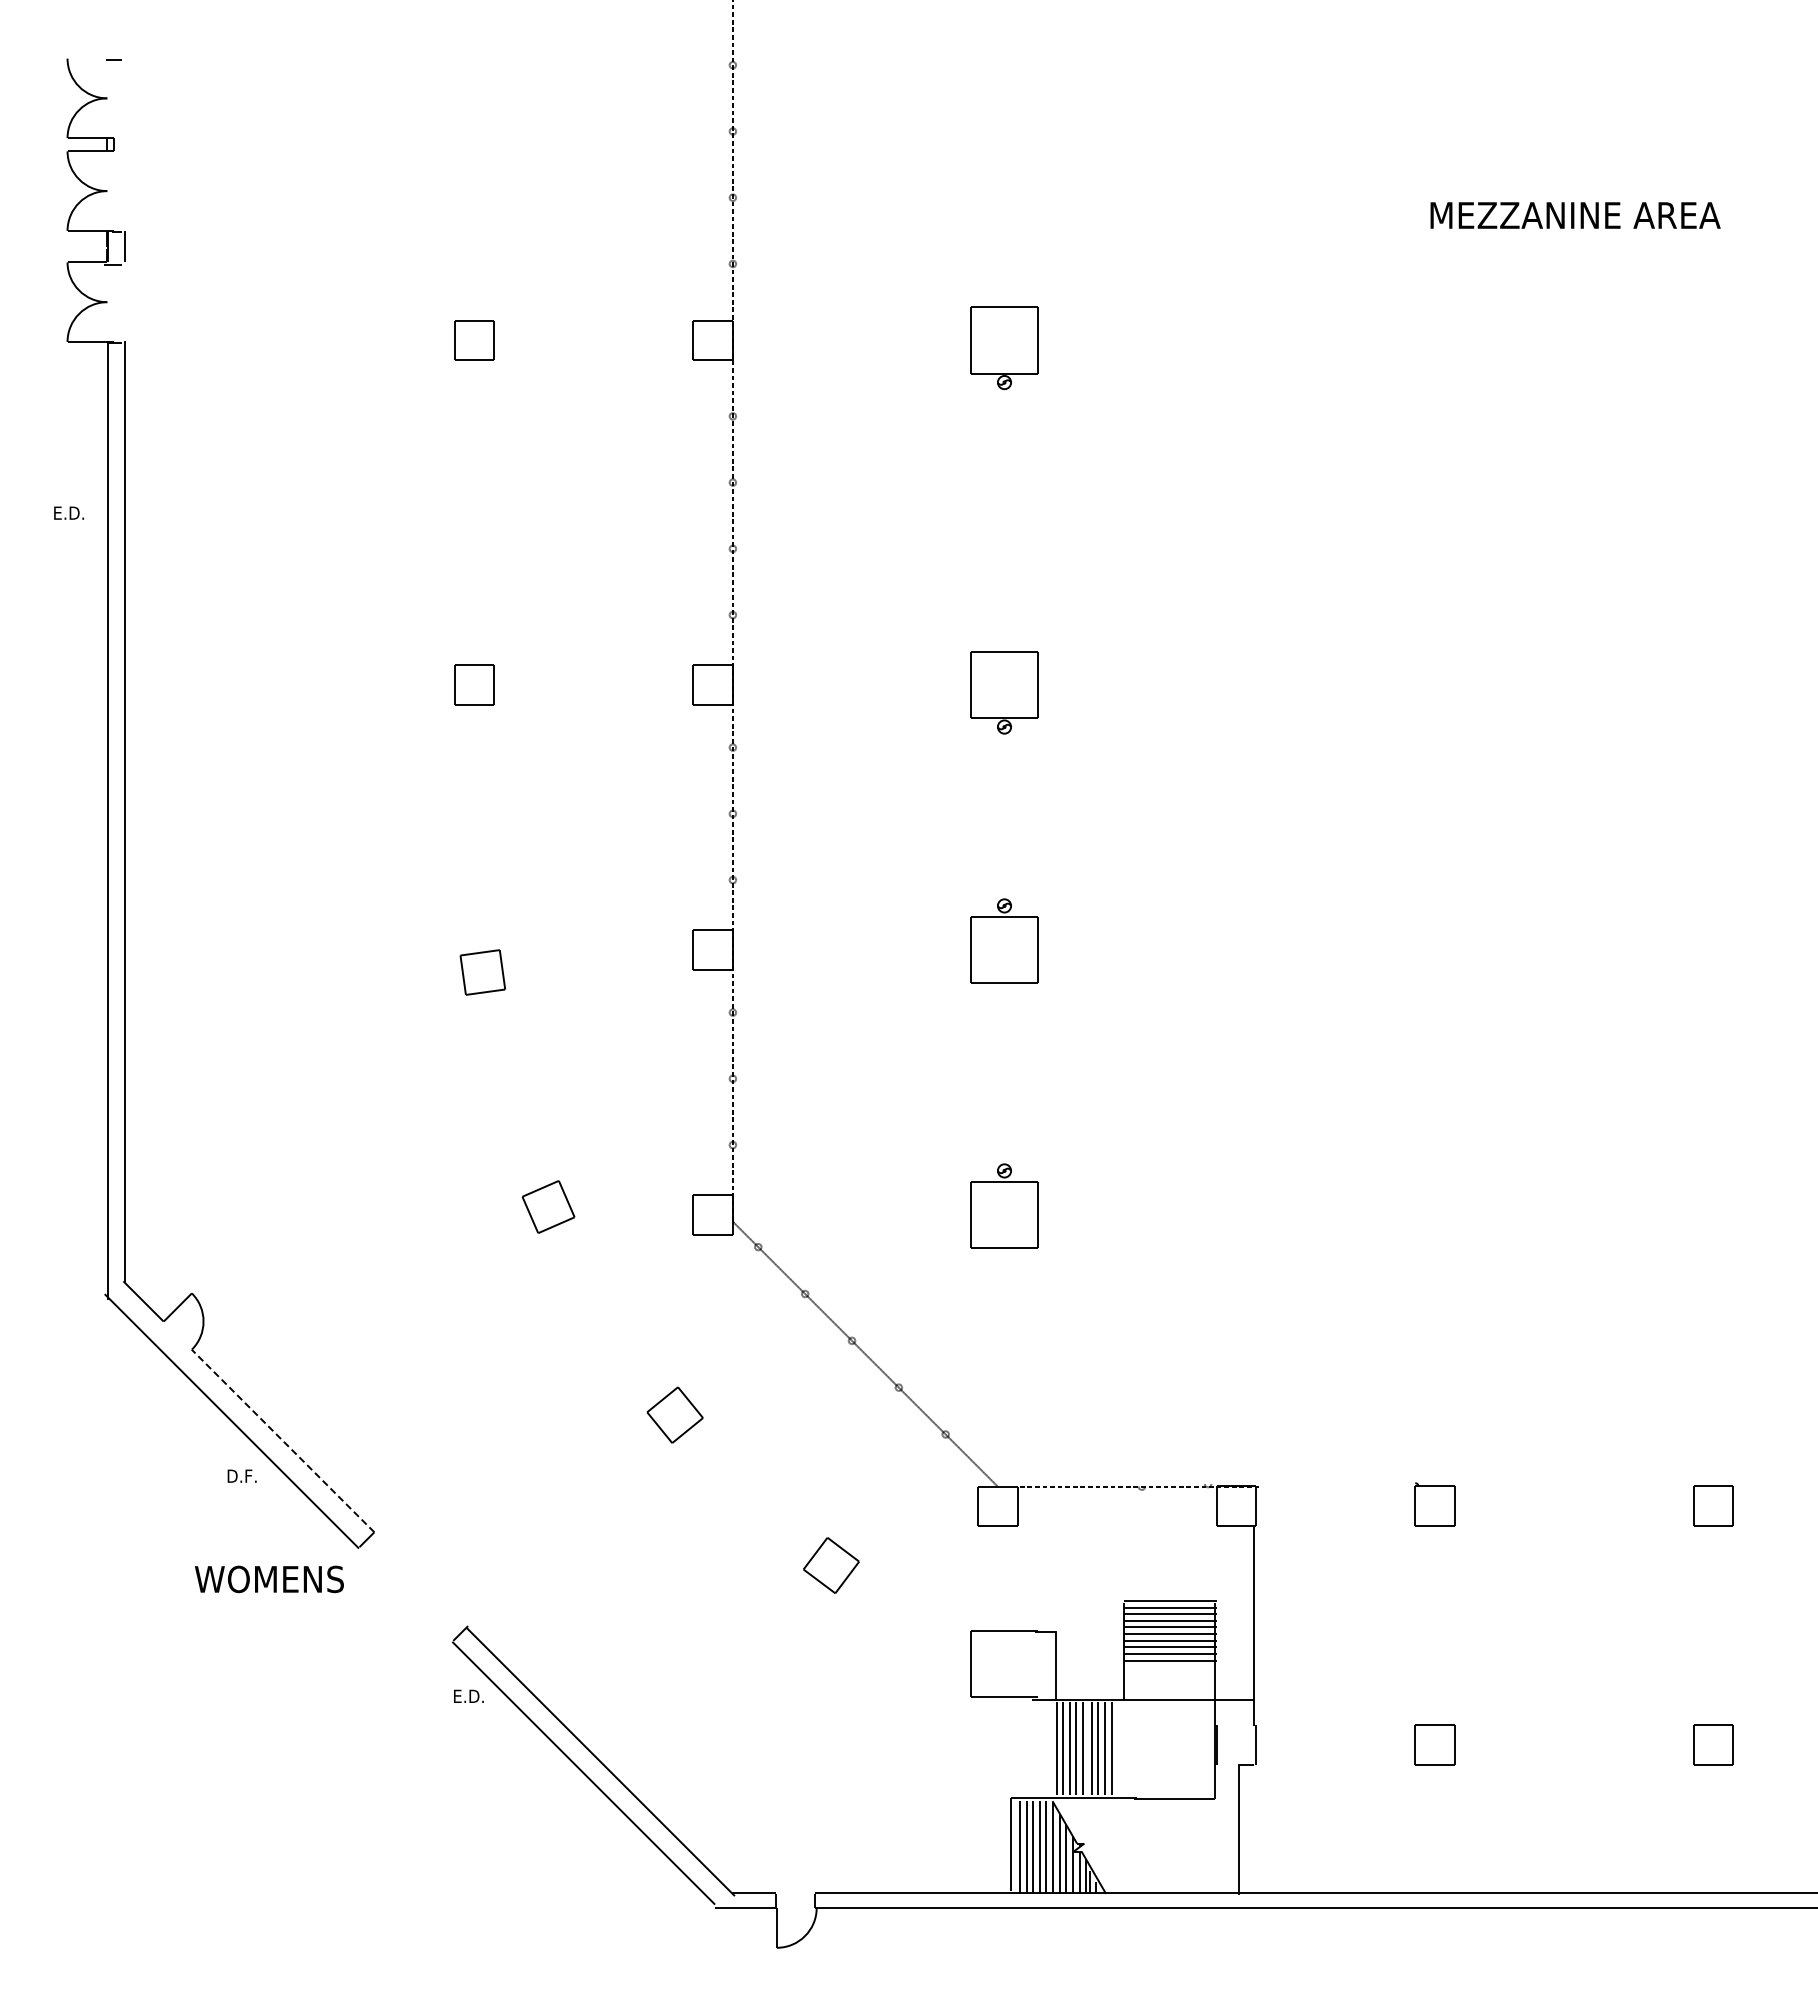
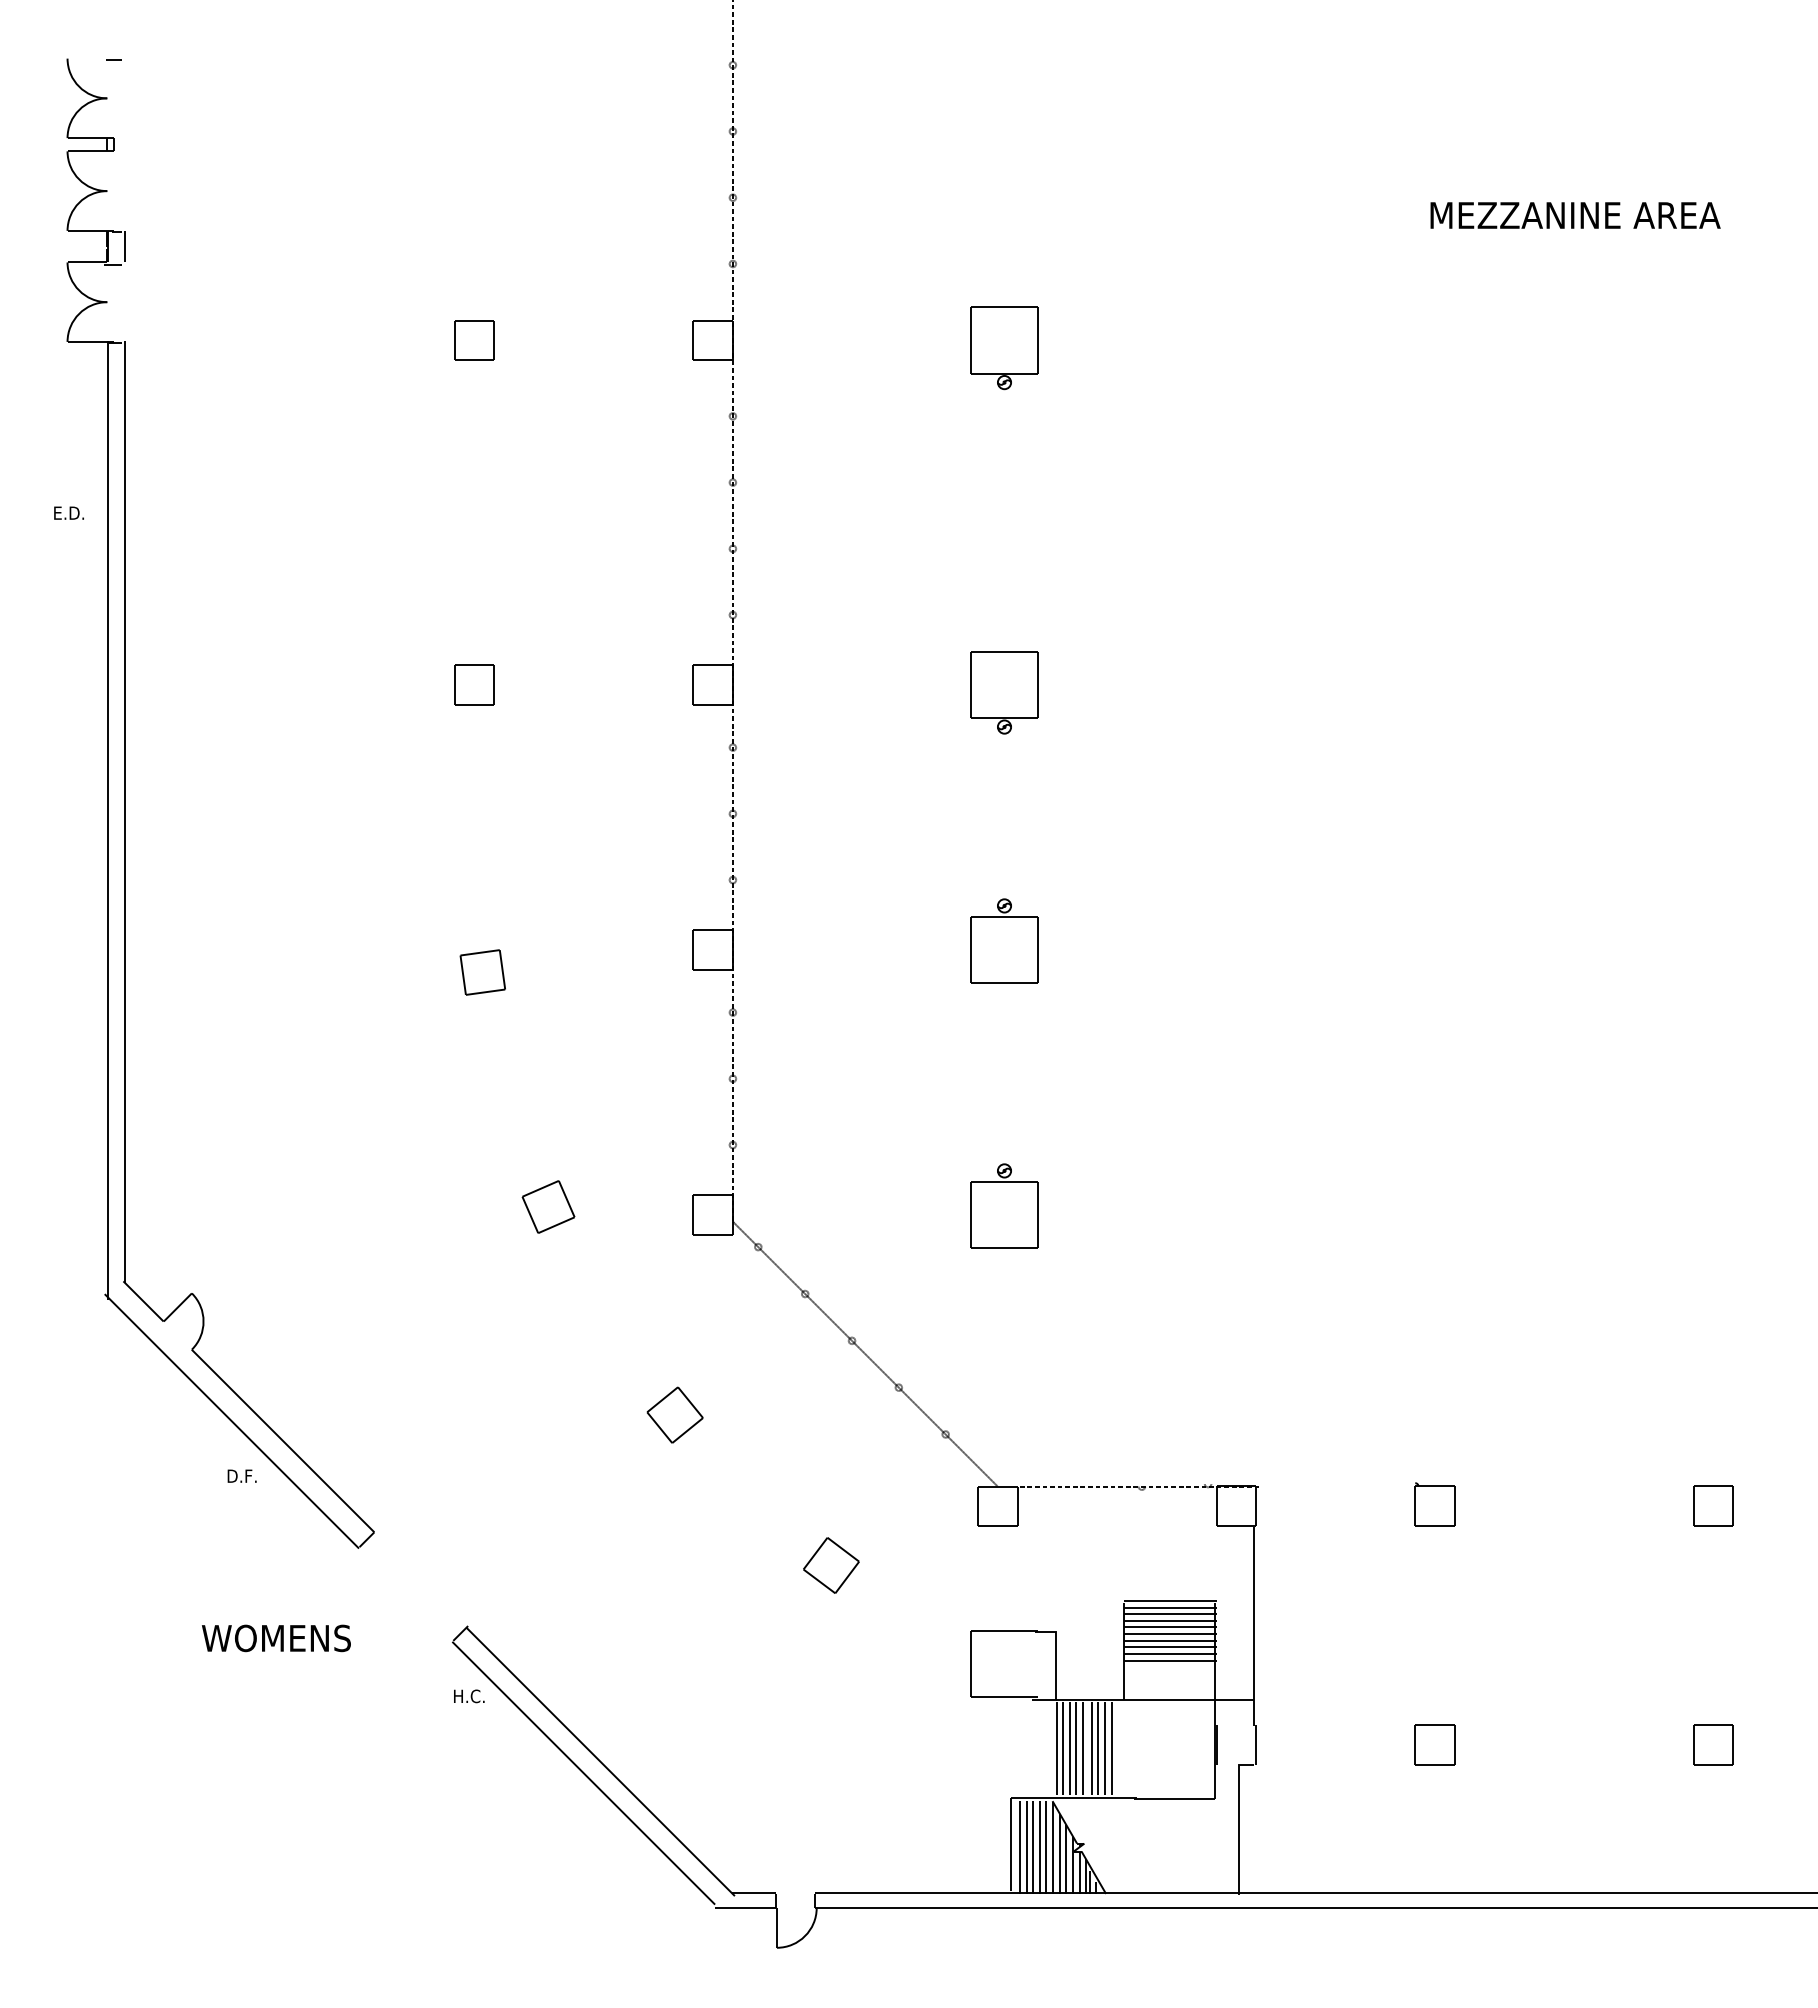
line: dashed -> solid (282, 1440)
text position: (269, 1579) -> (276, 1638) (276, 1638)
text: E.D. -> H.C. (469, 1696)
